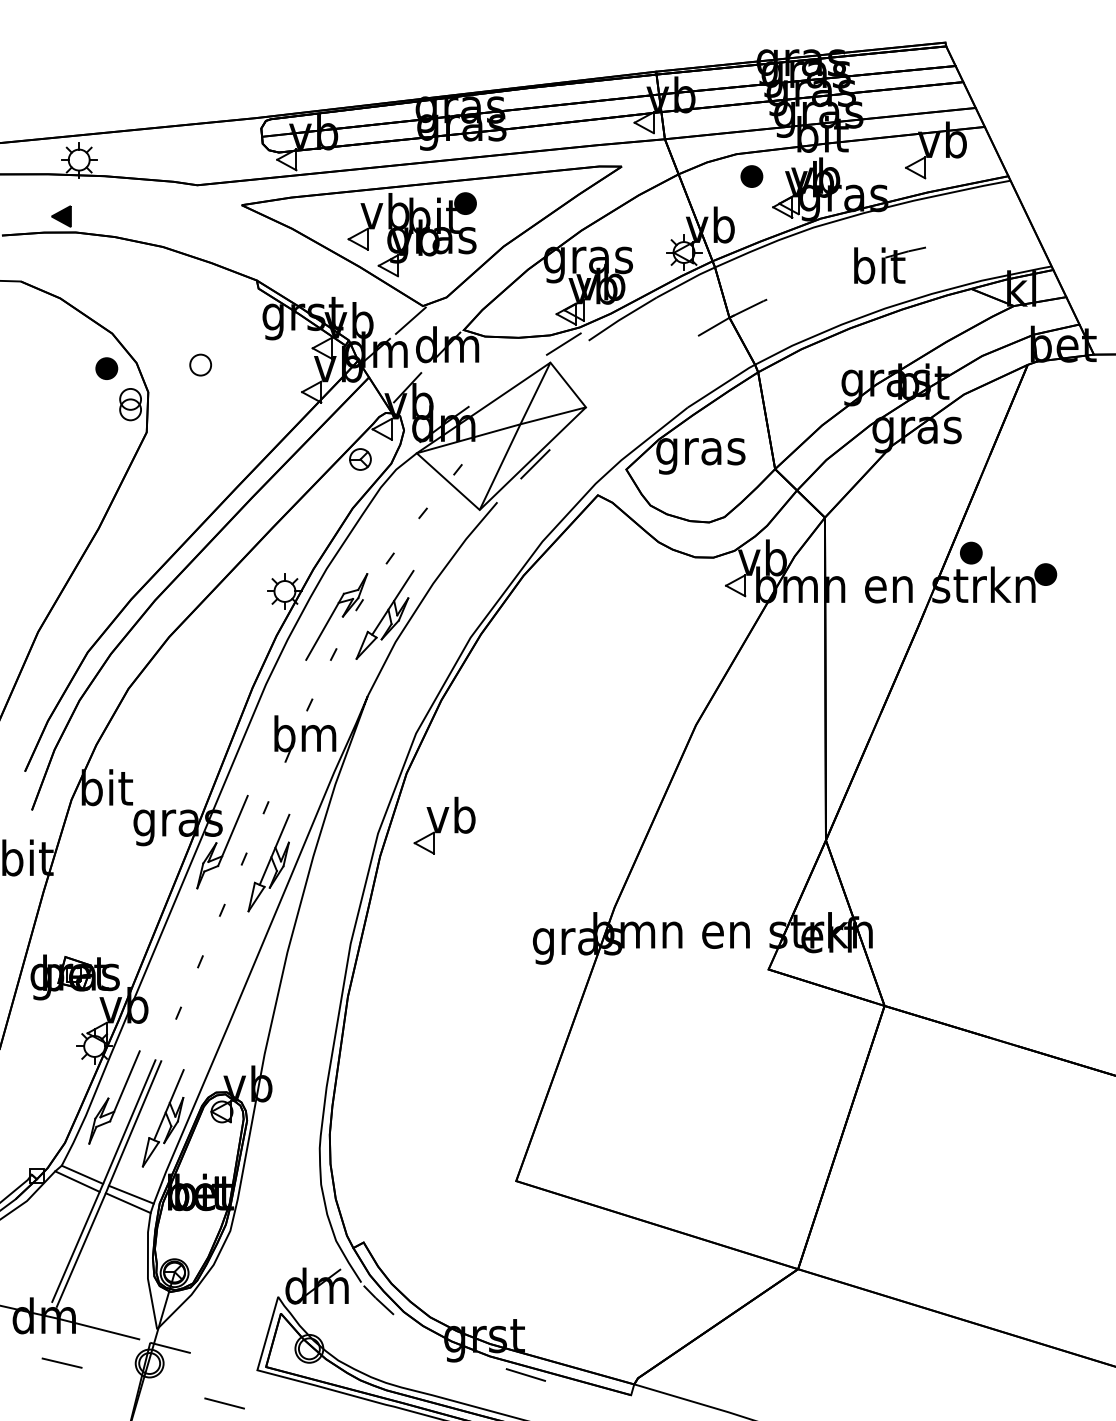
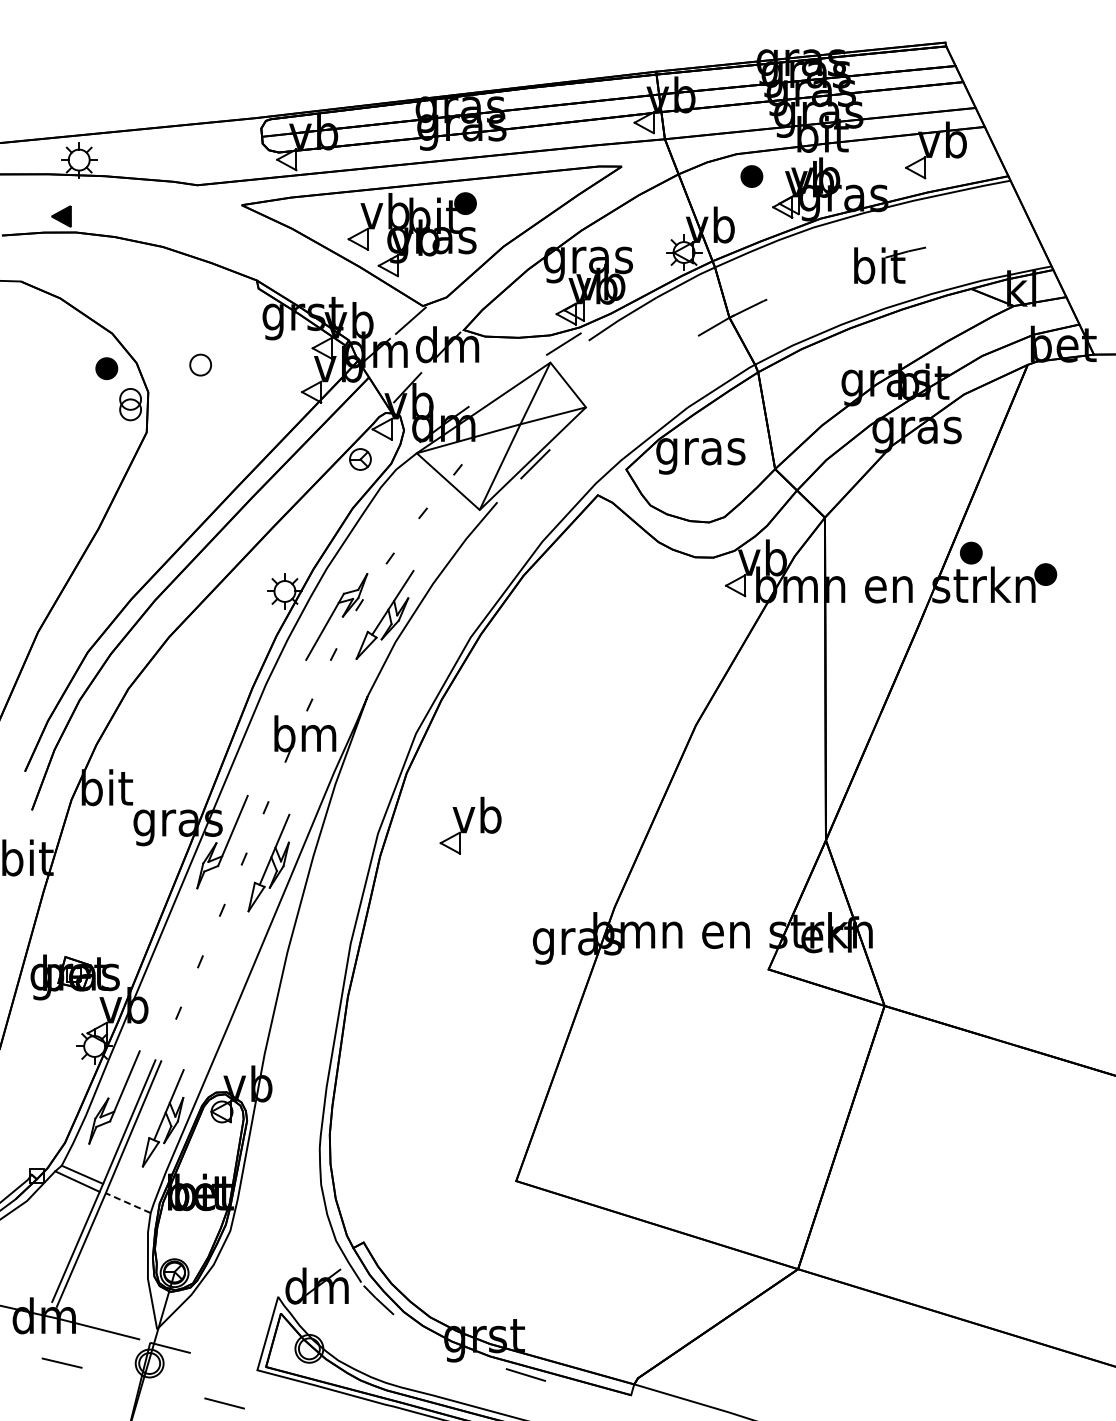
part position: (444, 825) -> (470, 825) (470, 825)
line: present -> none (130, 1194)
line: solid -> dashed (128, 1203)
